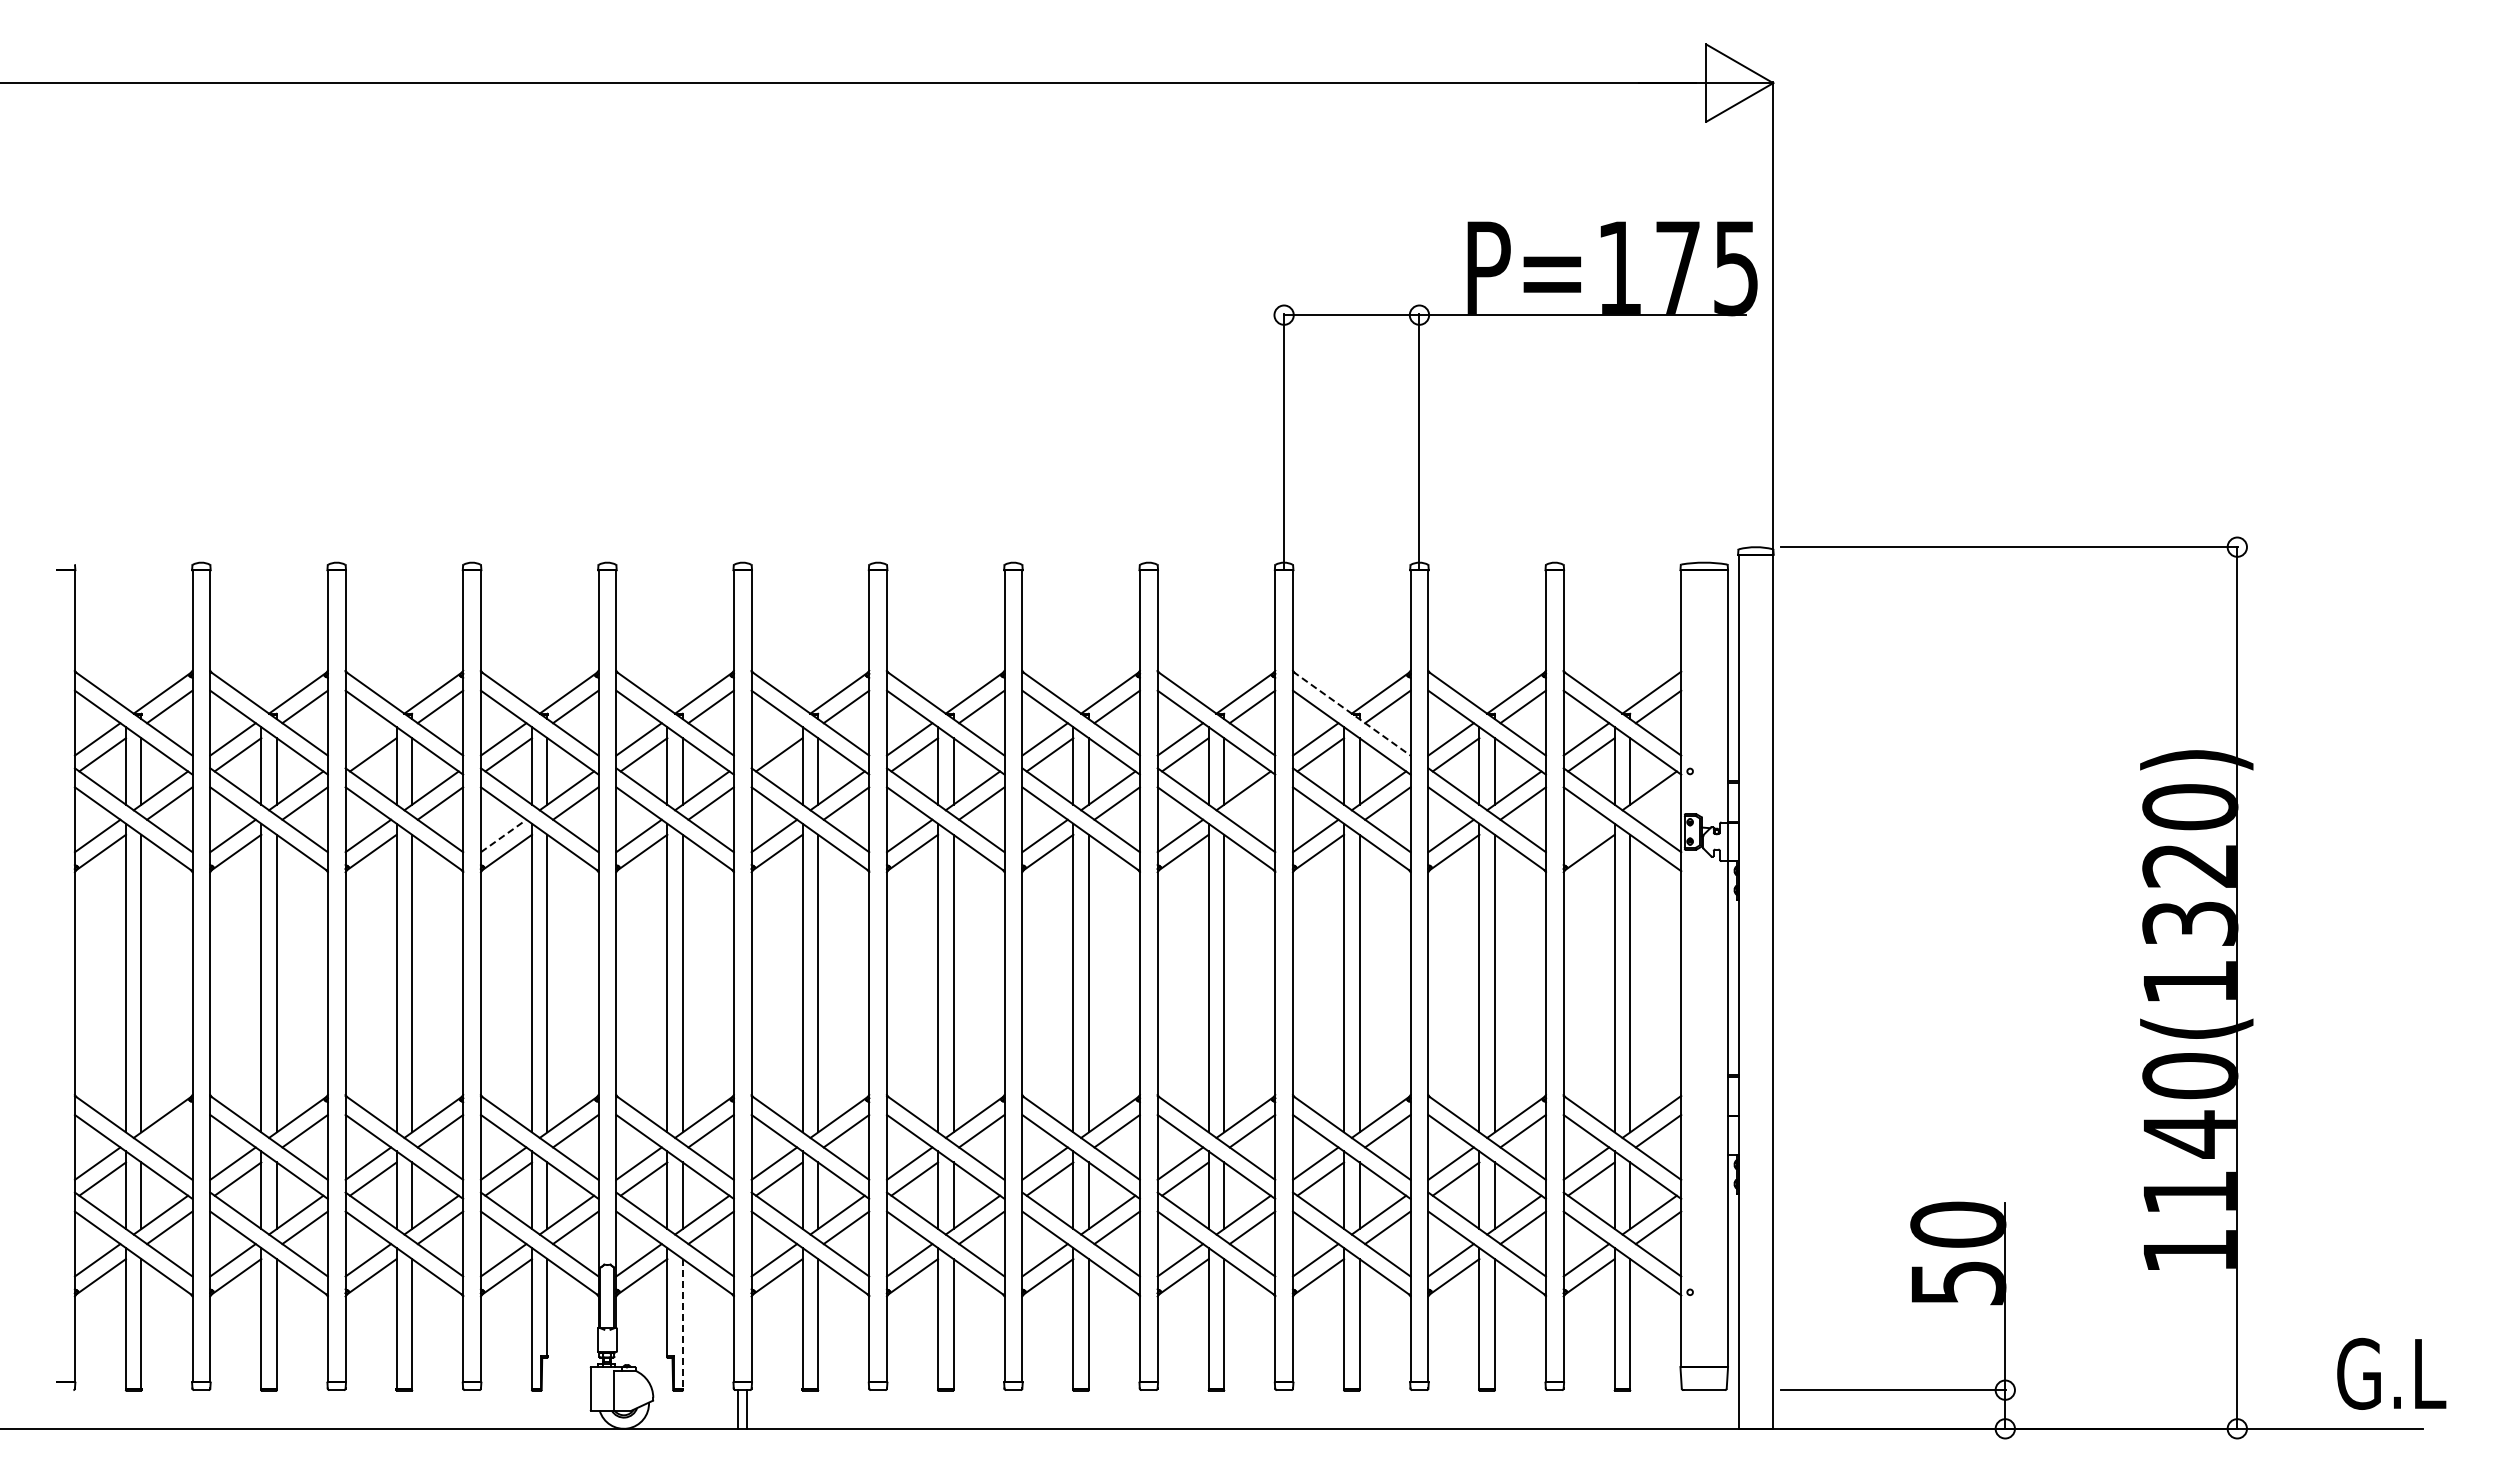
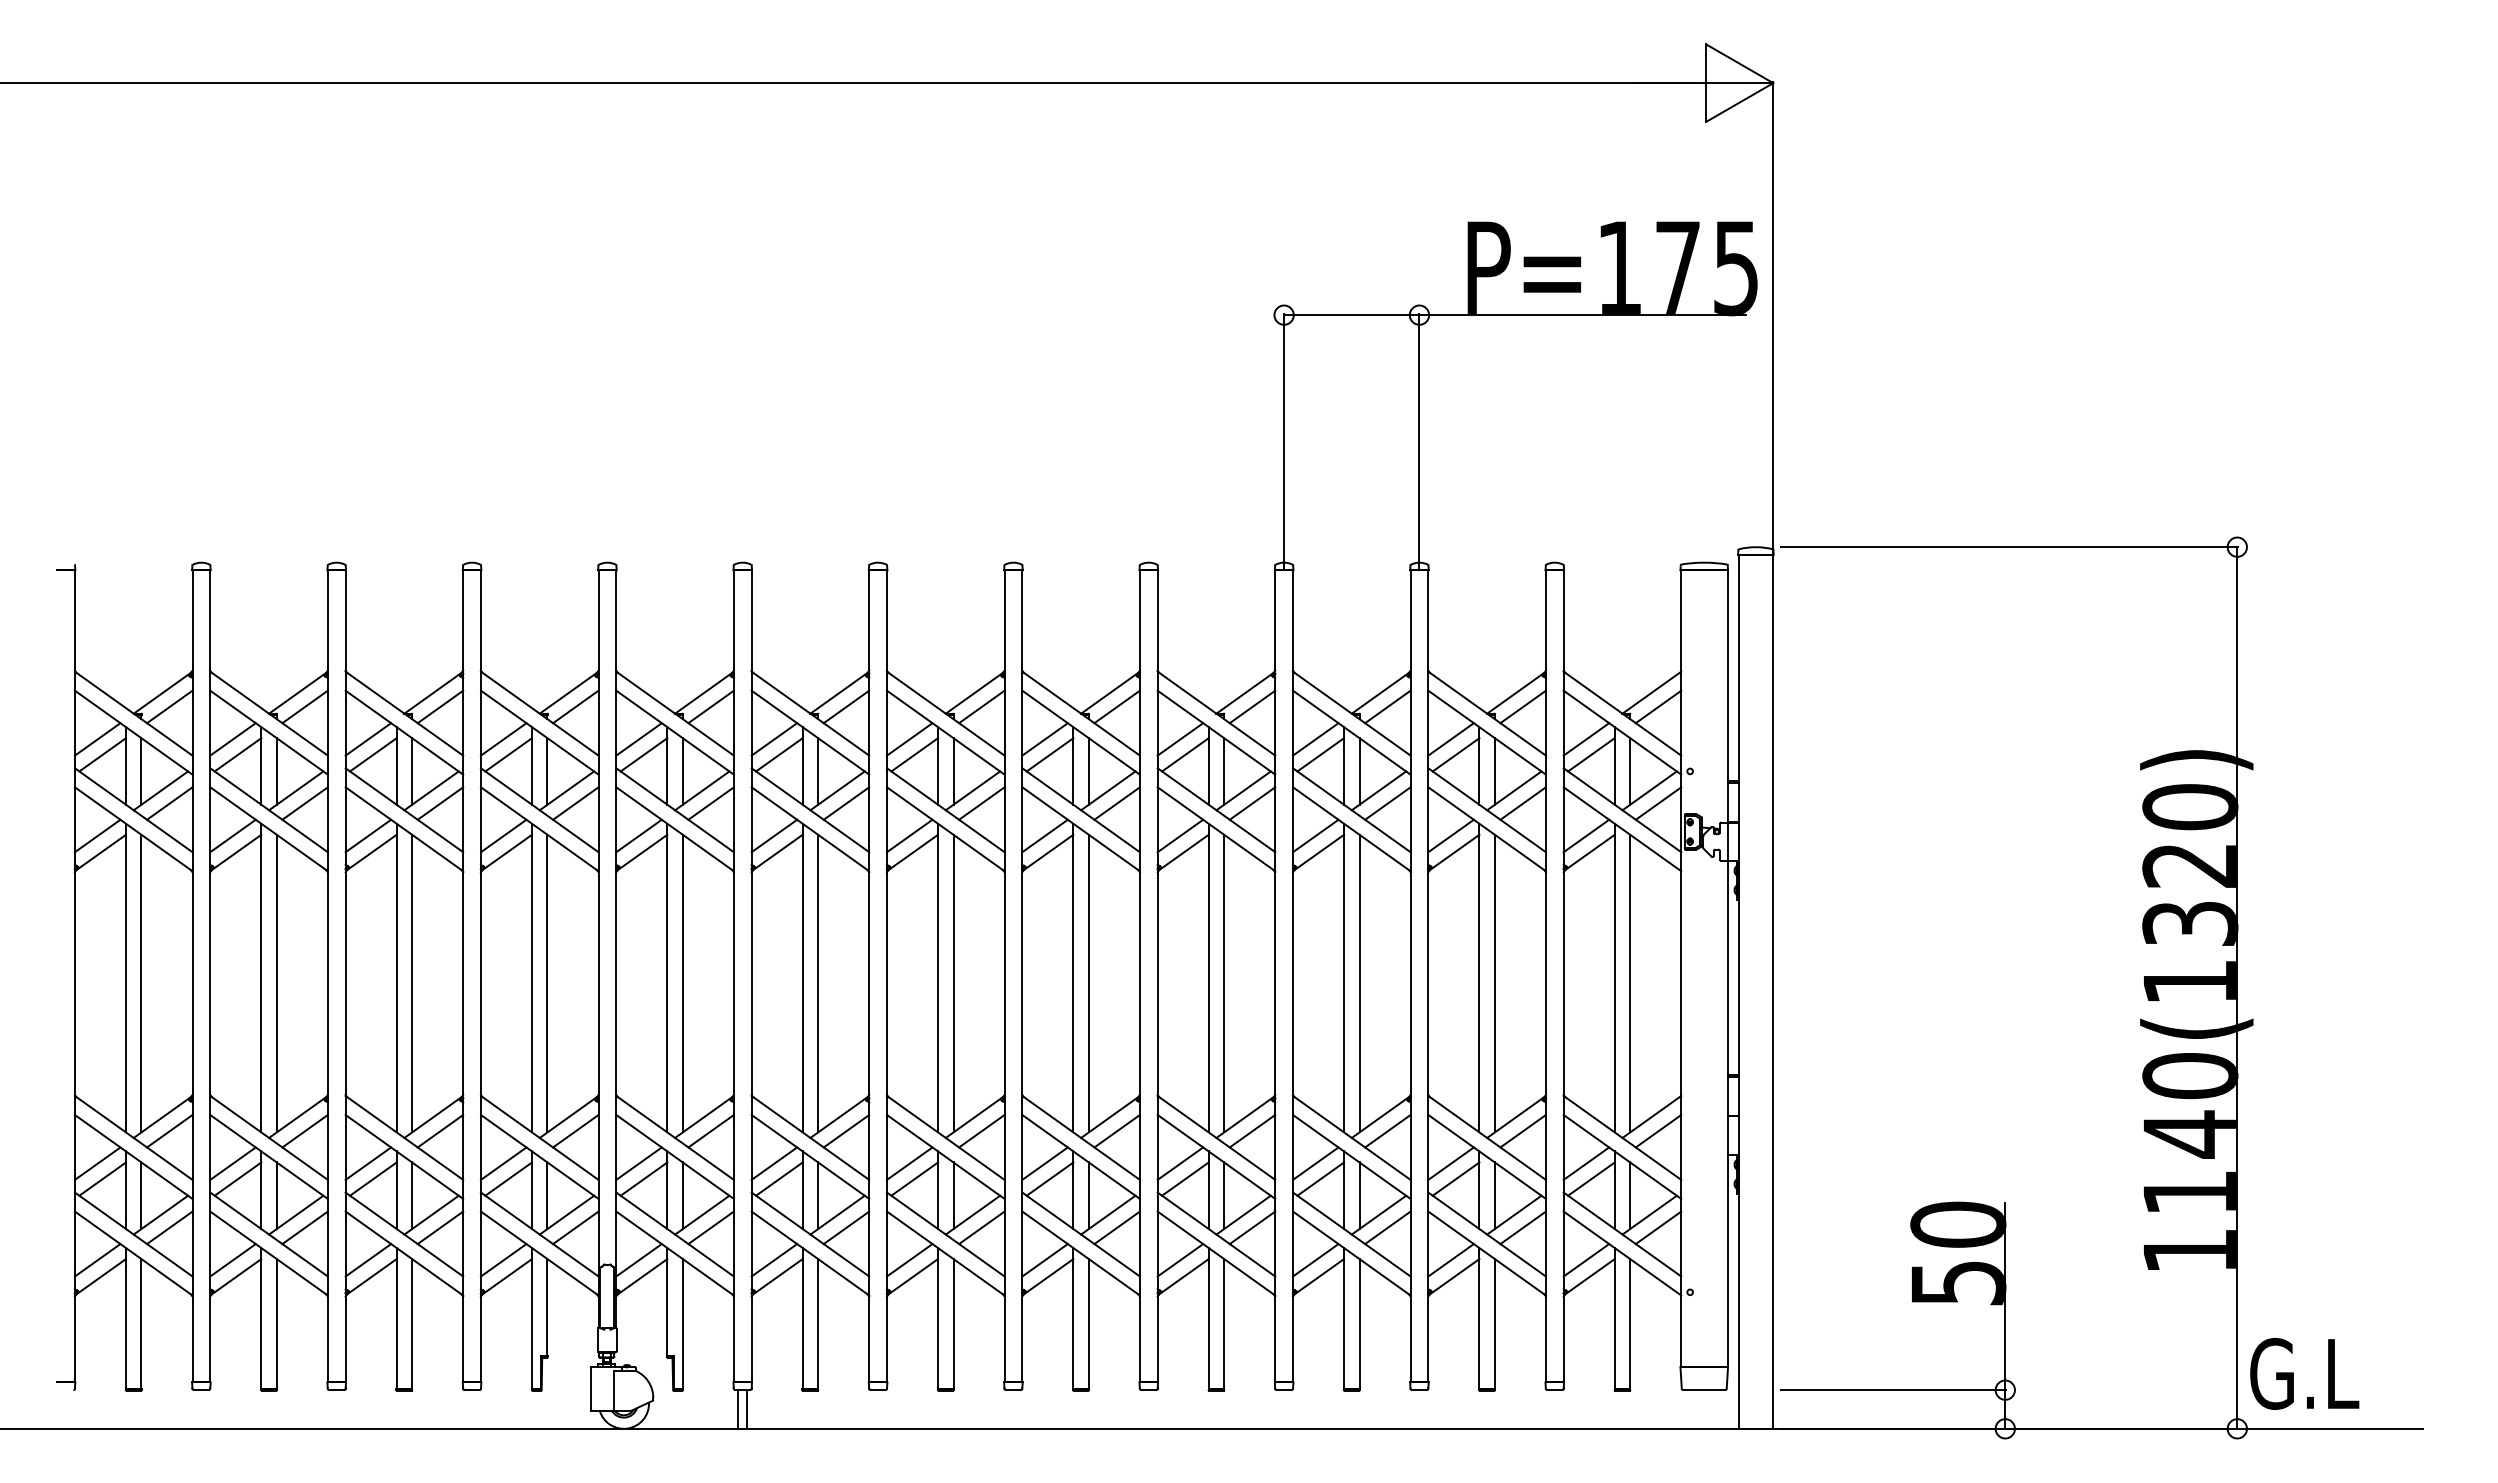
line: dashed -> solid (1352, 713)
line: none -> present (368, 739)
line: none -> present (774, 739)
line: none -> present (1252, 803)
line: none -> present (1658, 803)
line: none -> present (1586, 835)
line: dashed -> solid (503, 836)
line: none -> present (169, 1131)
line: dashed -> solid (682, 1323)
text position: (2391, 1373) -> (2304, 1373) (2304, 1373)
